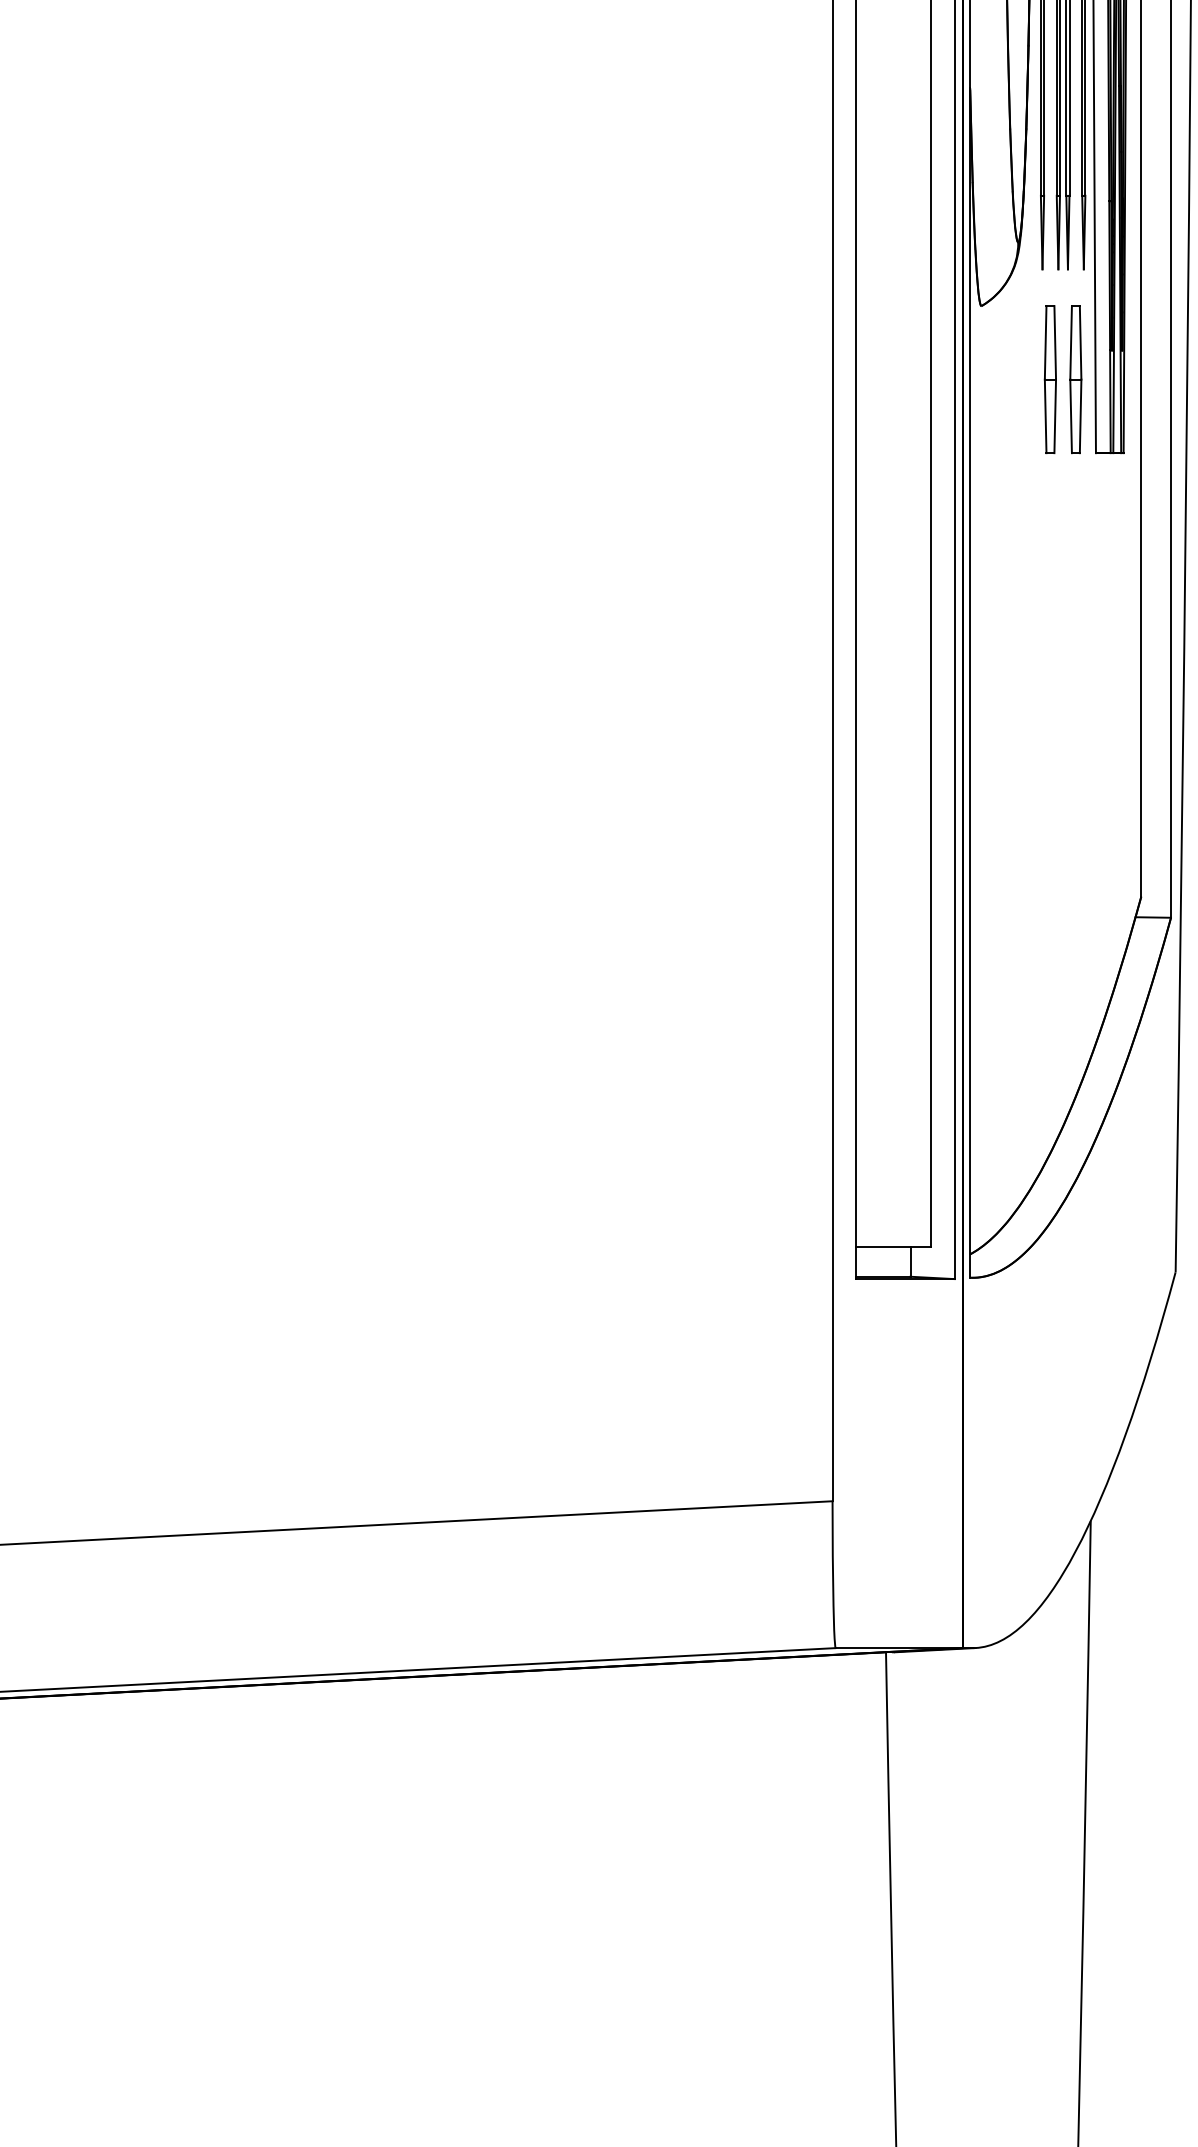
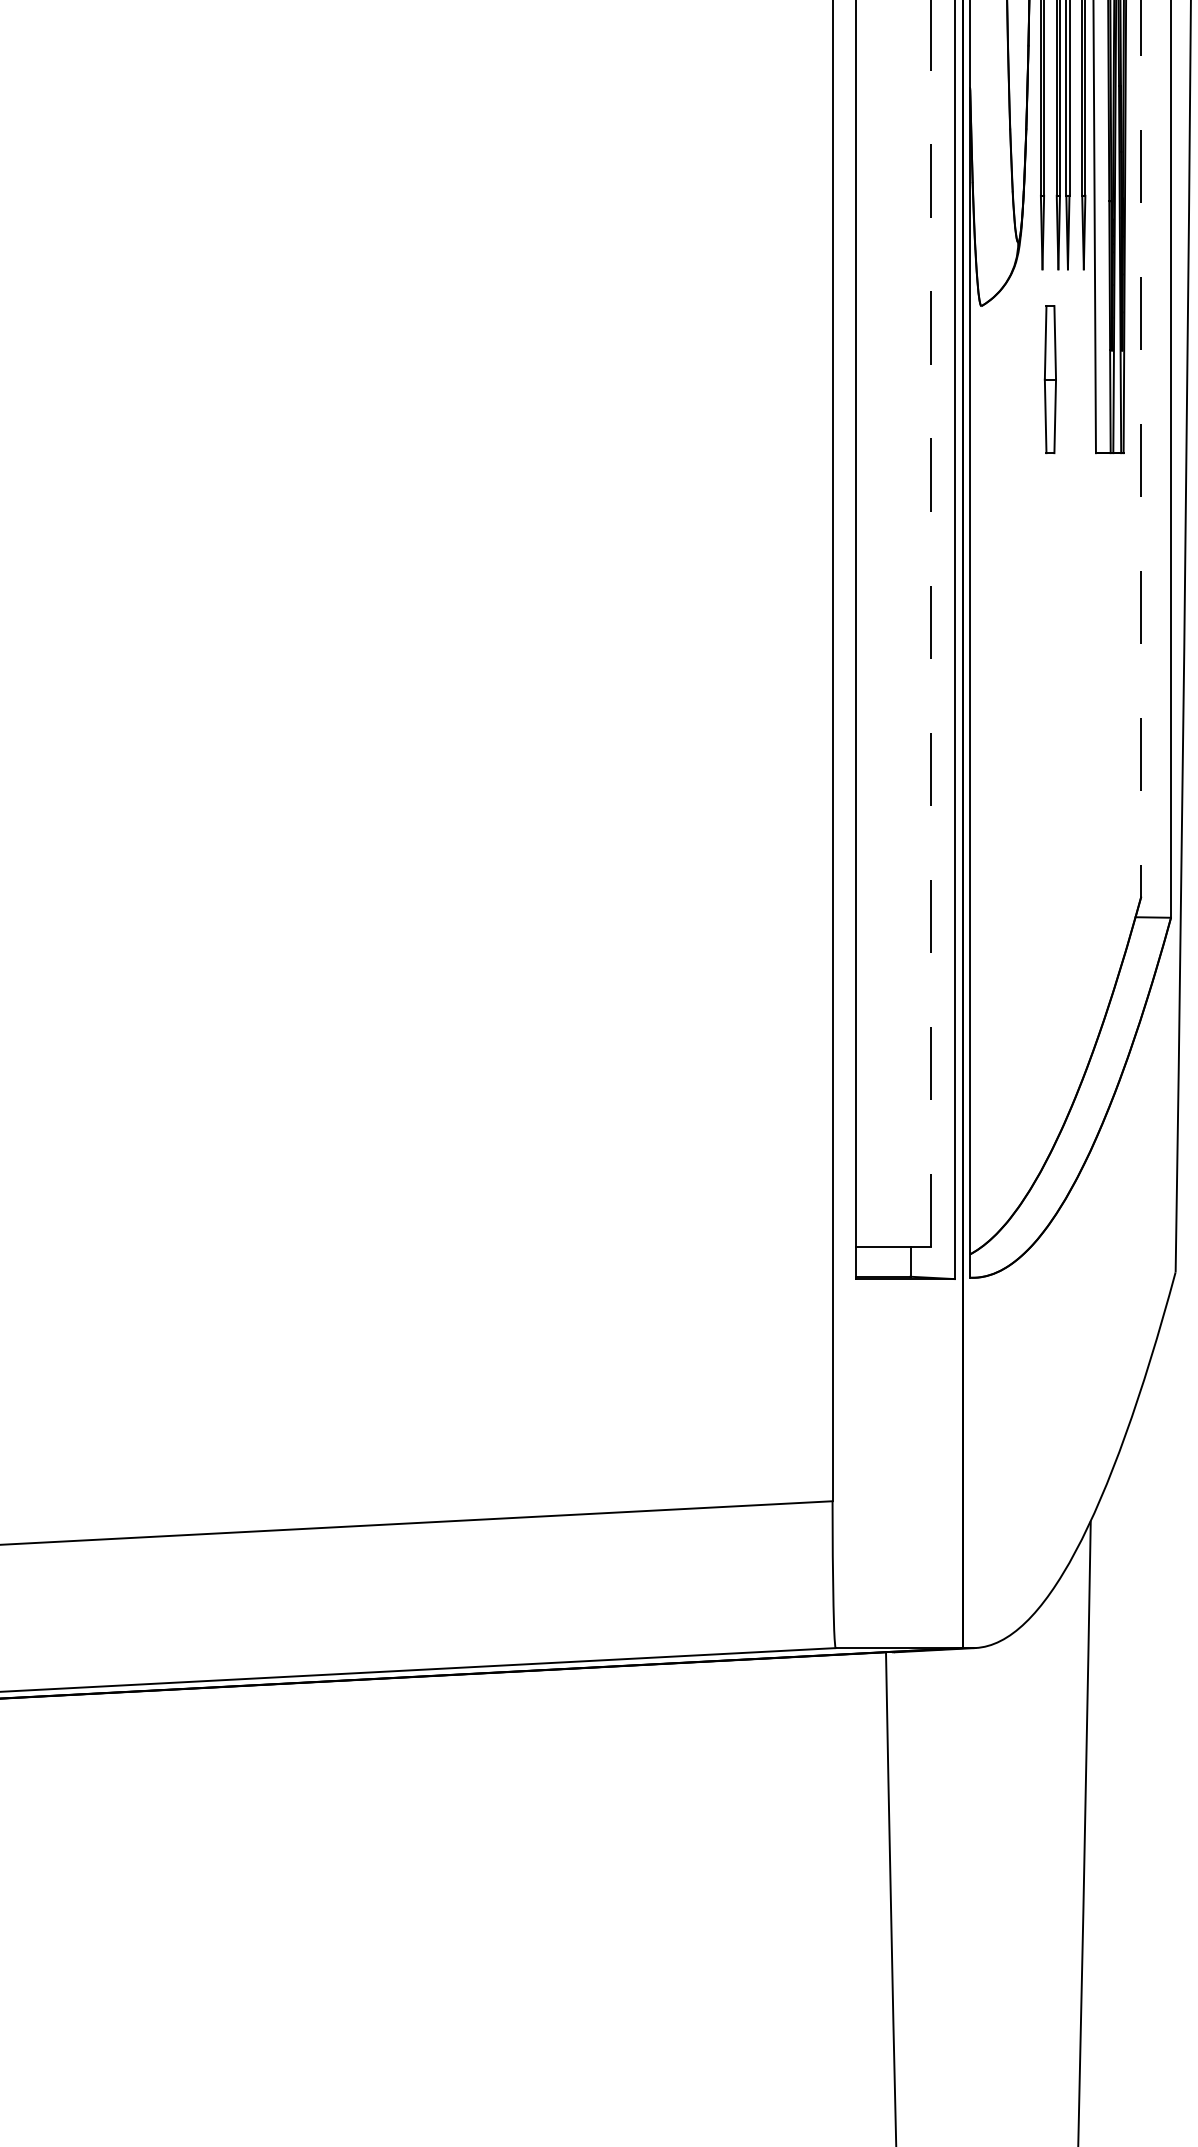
part: present -> none (1075, 379)
line: solid -> dashed (1141, 448)
line: solid -> dashed (930, 623)
